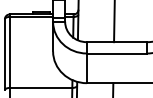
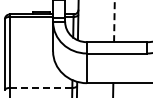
line: solid -> dashed (114, 21)
line: solid -> dashed (41, 87)
